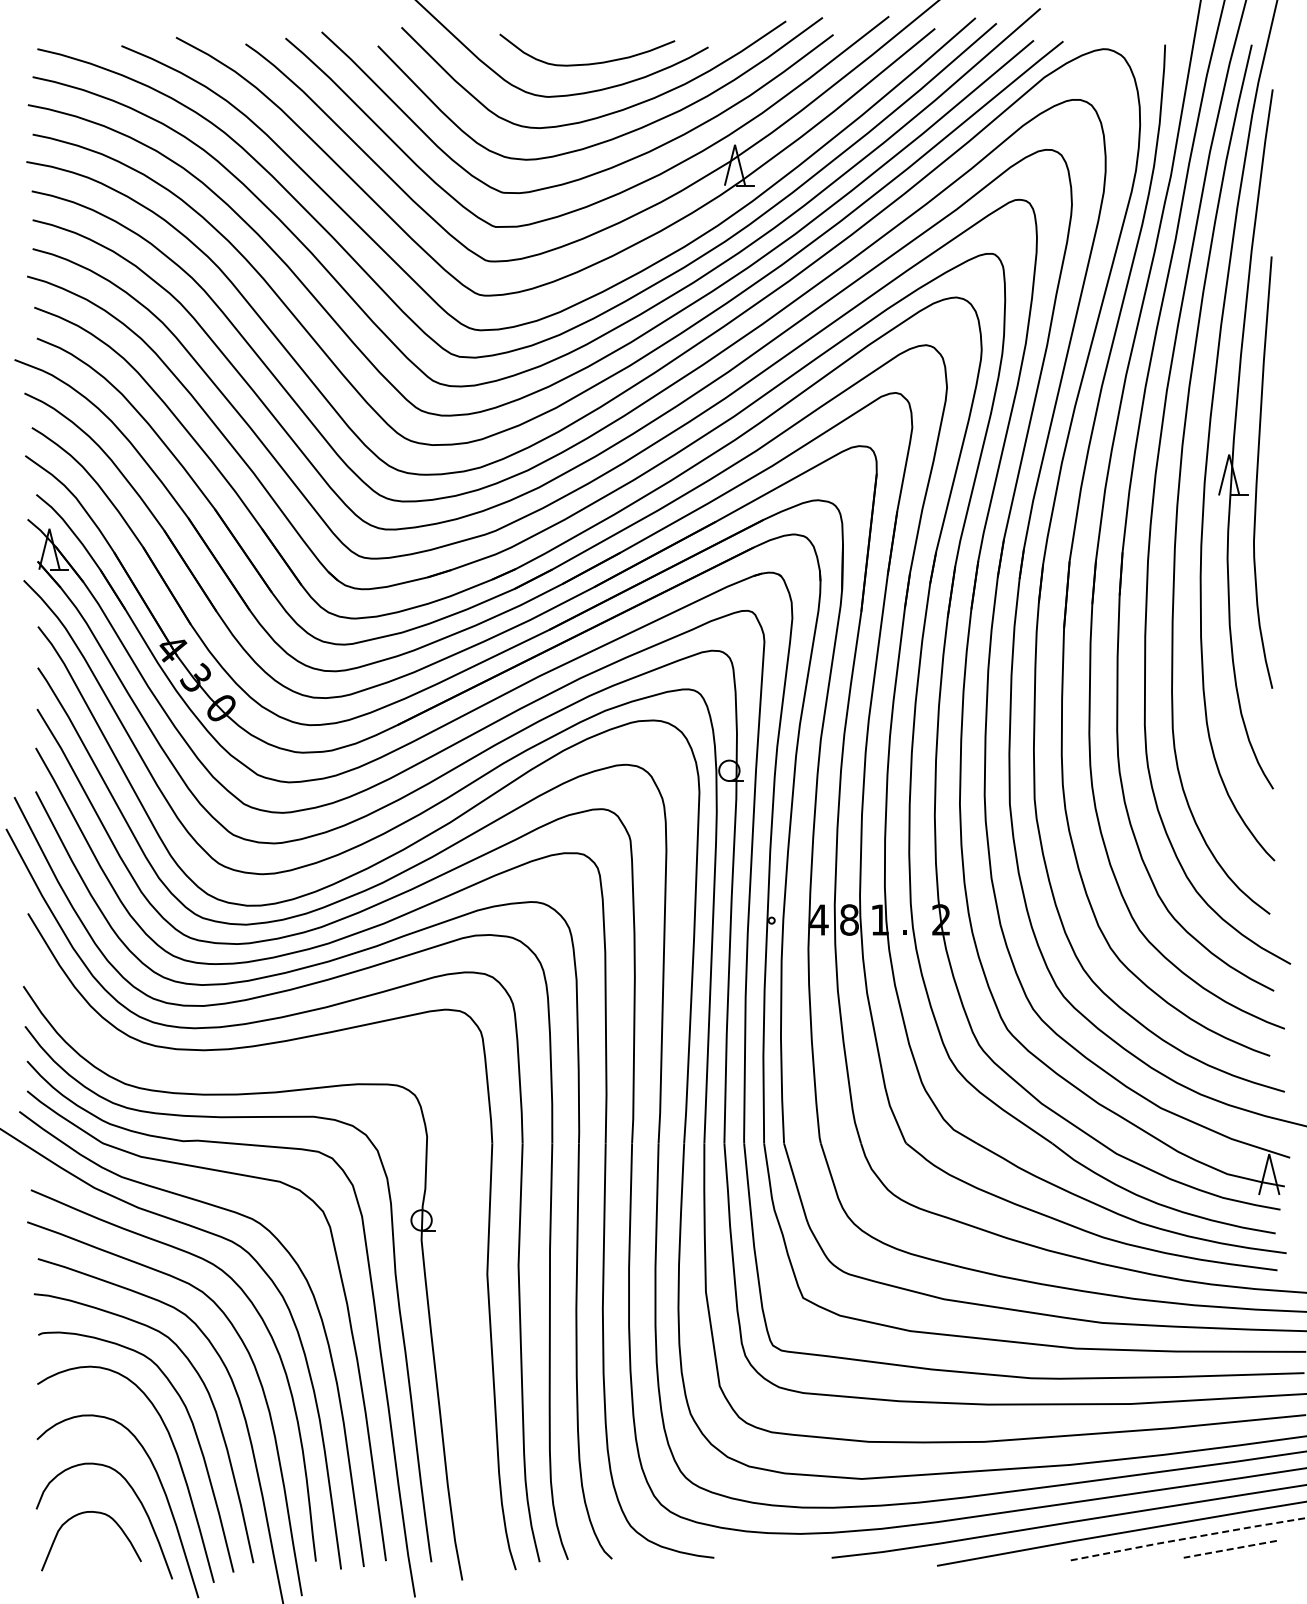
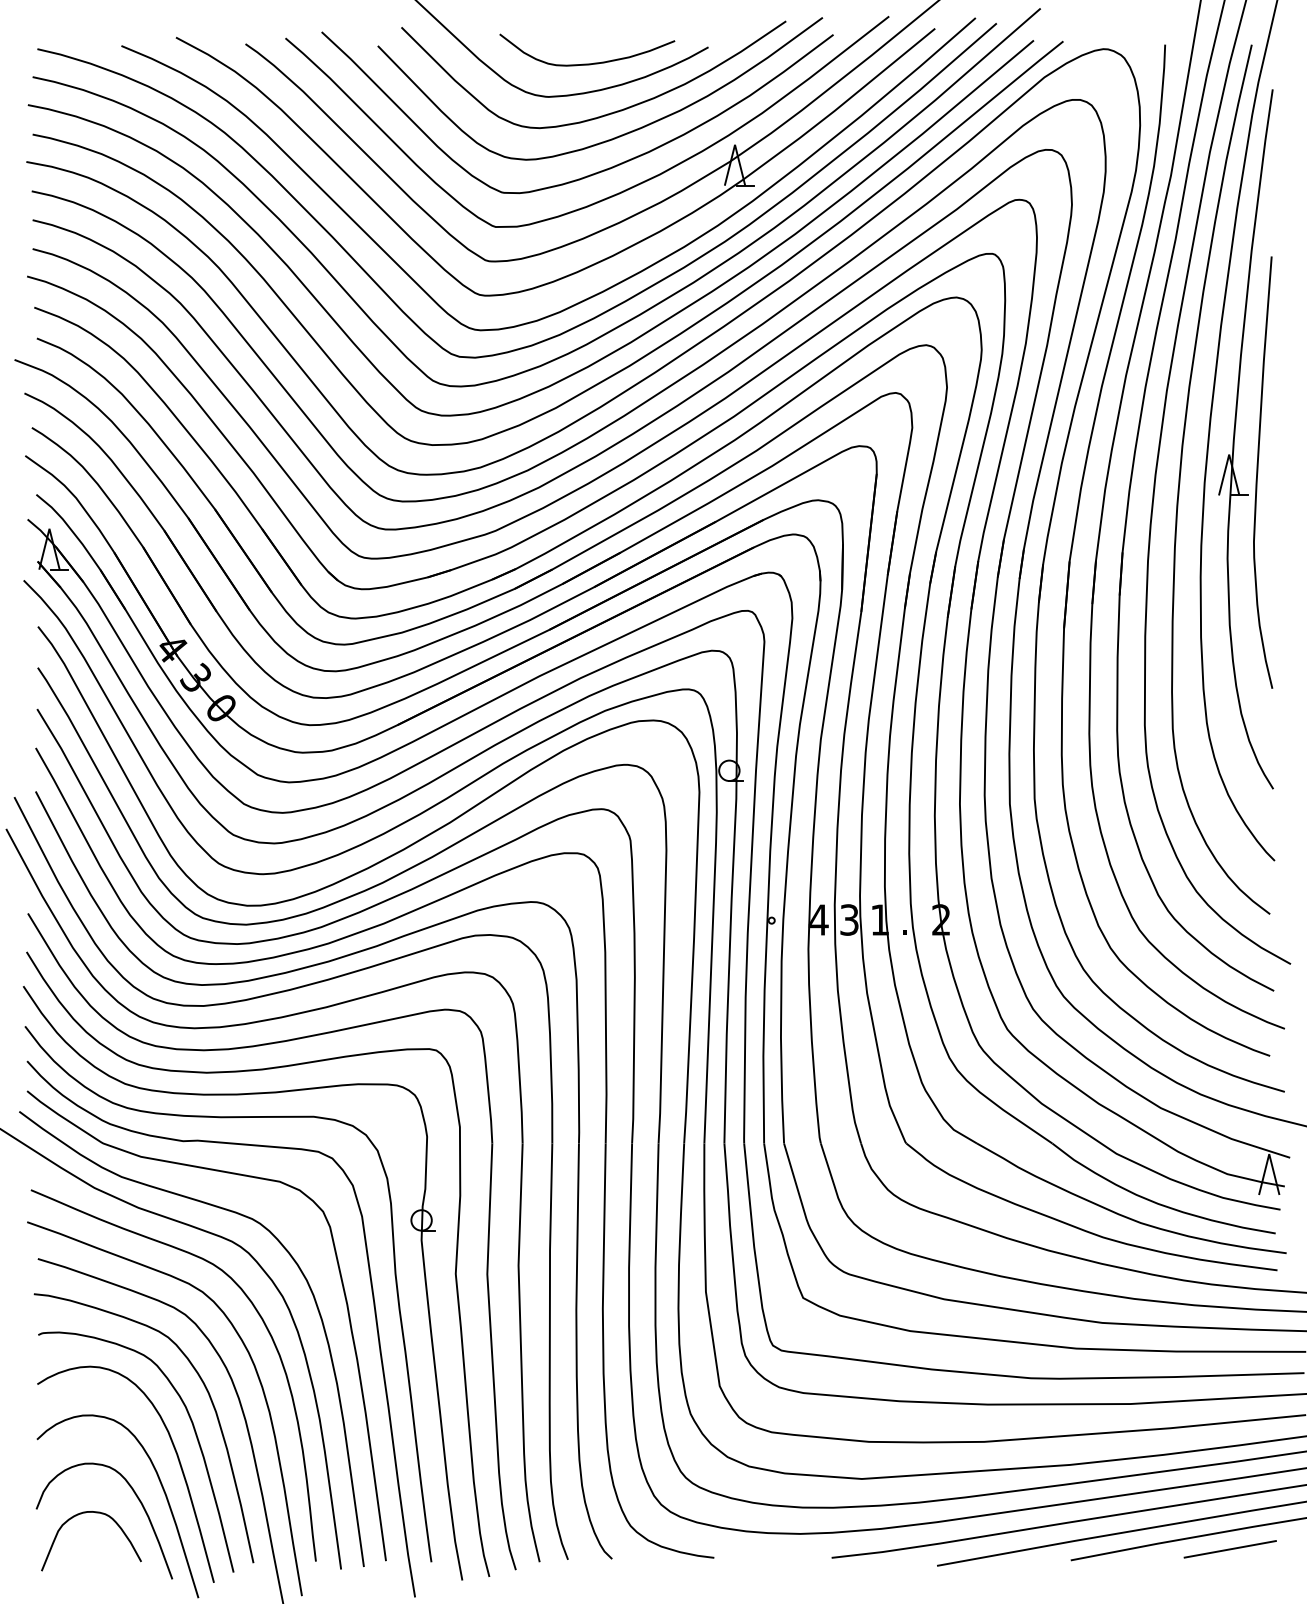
text: 8 -> 3 (849, 919)
curve: none -> present (240, 1072)
line: dashed -> solid (1189, 1538)
line: dashed -> solid (1229, 1549)
